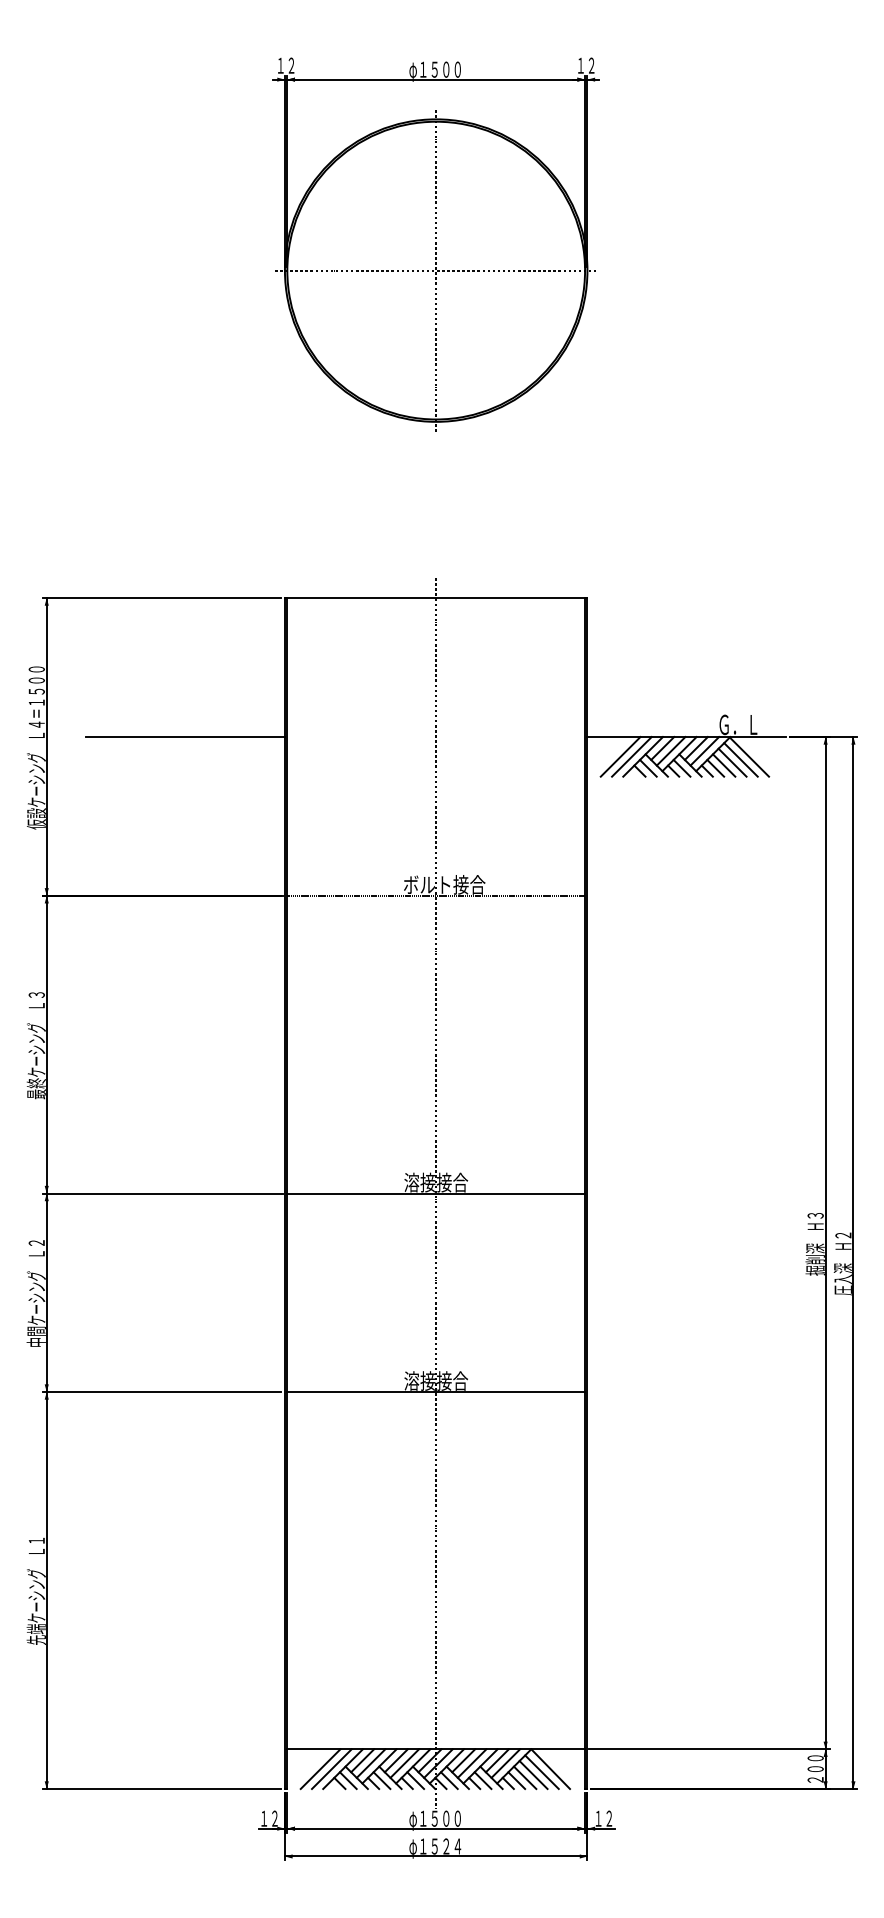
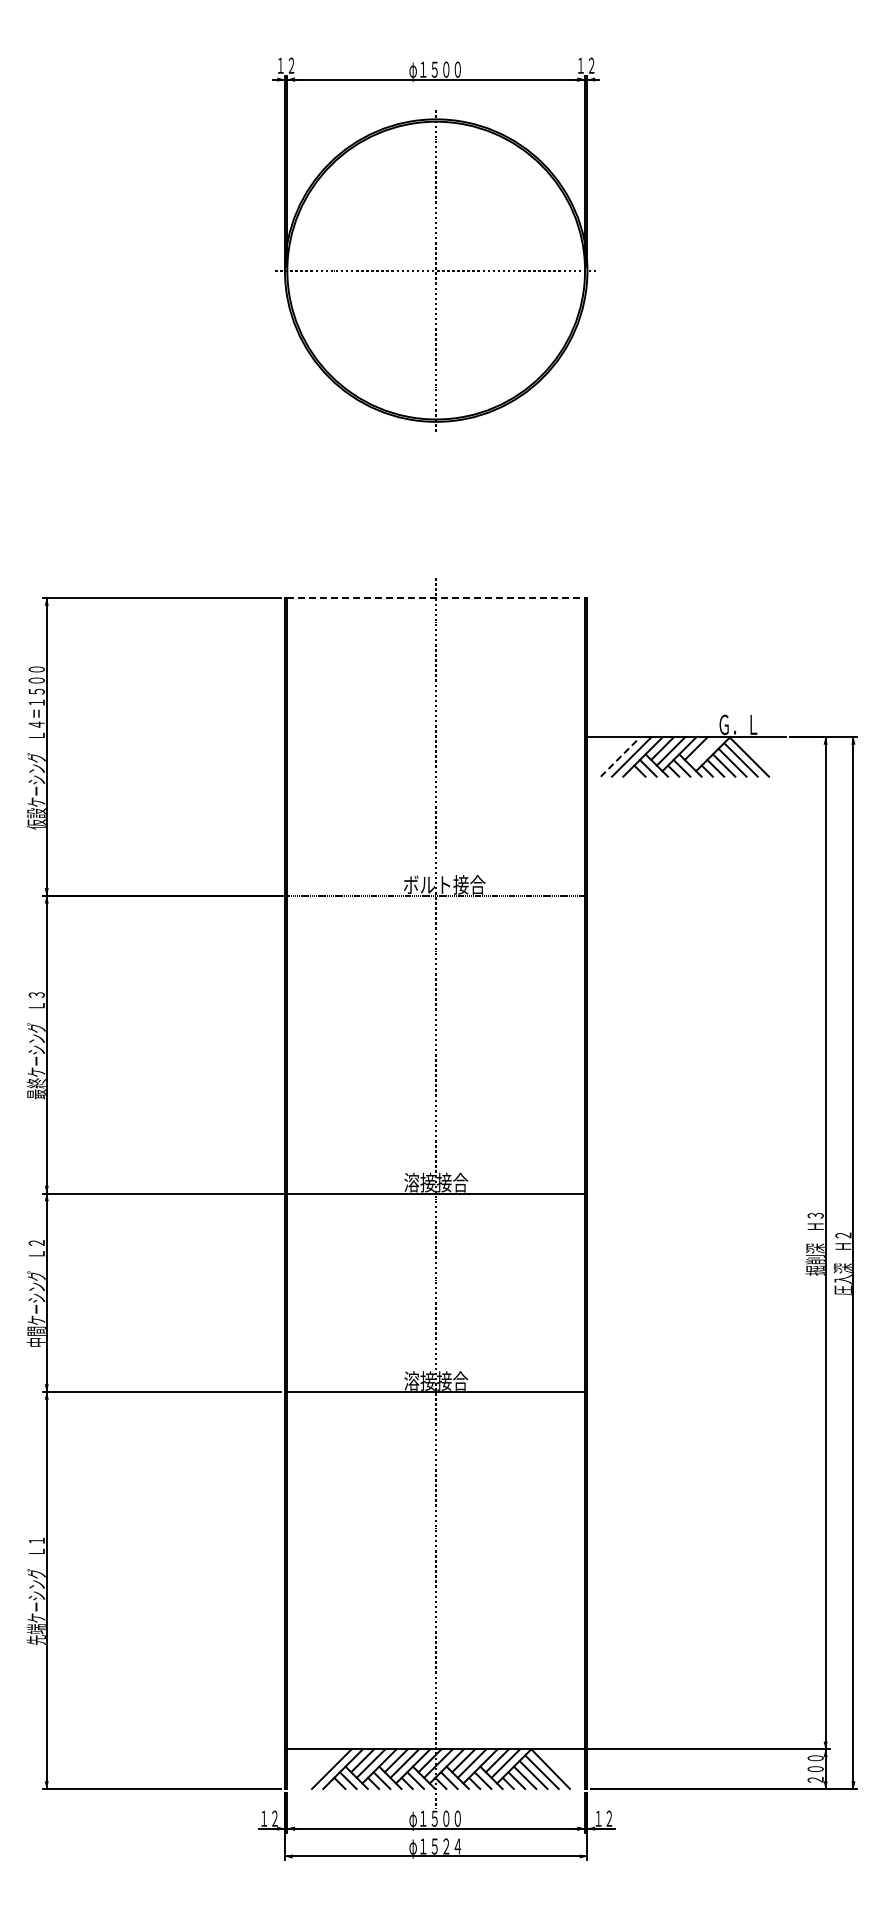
line: solid -> dashed (436, 598)
line: present -> none (185, 737)
line: present -> none (704, 751)
line: solid -> dashed (621, 756)
line: present -> none (320, 1769)
